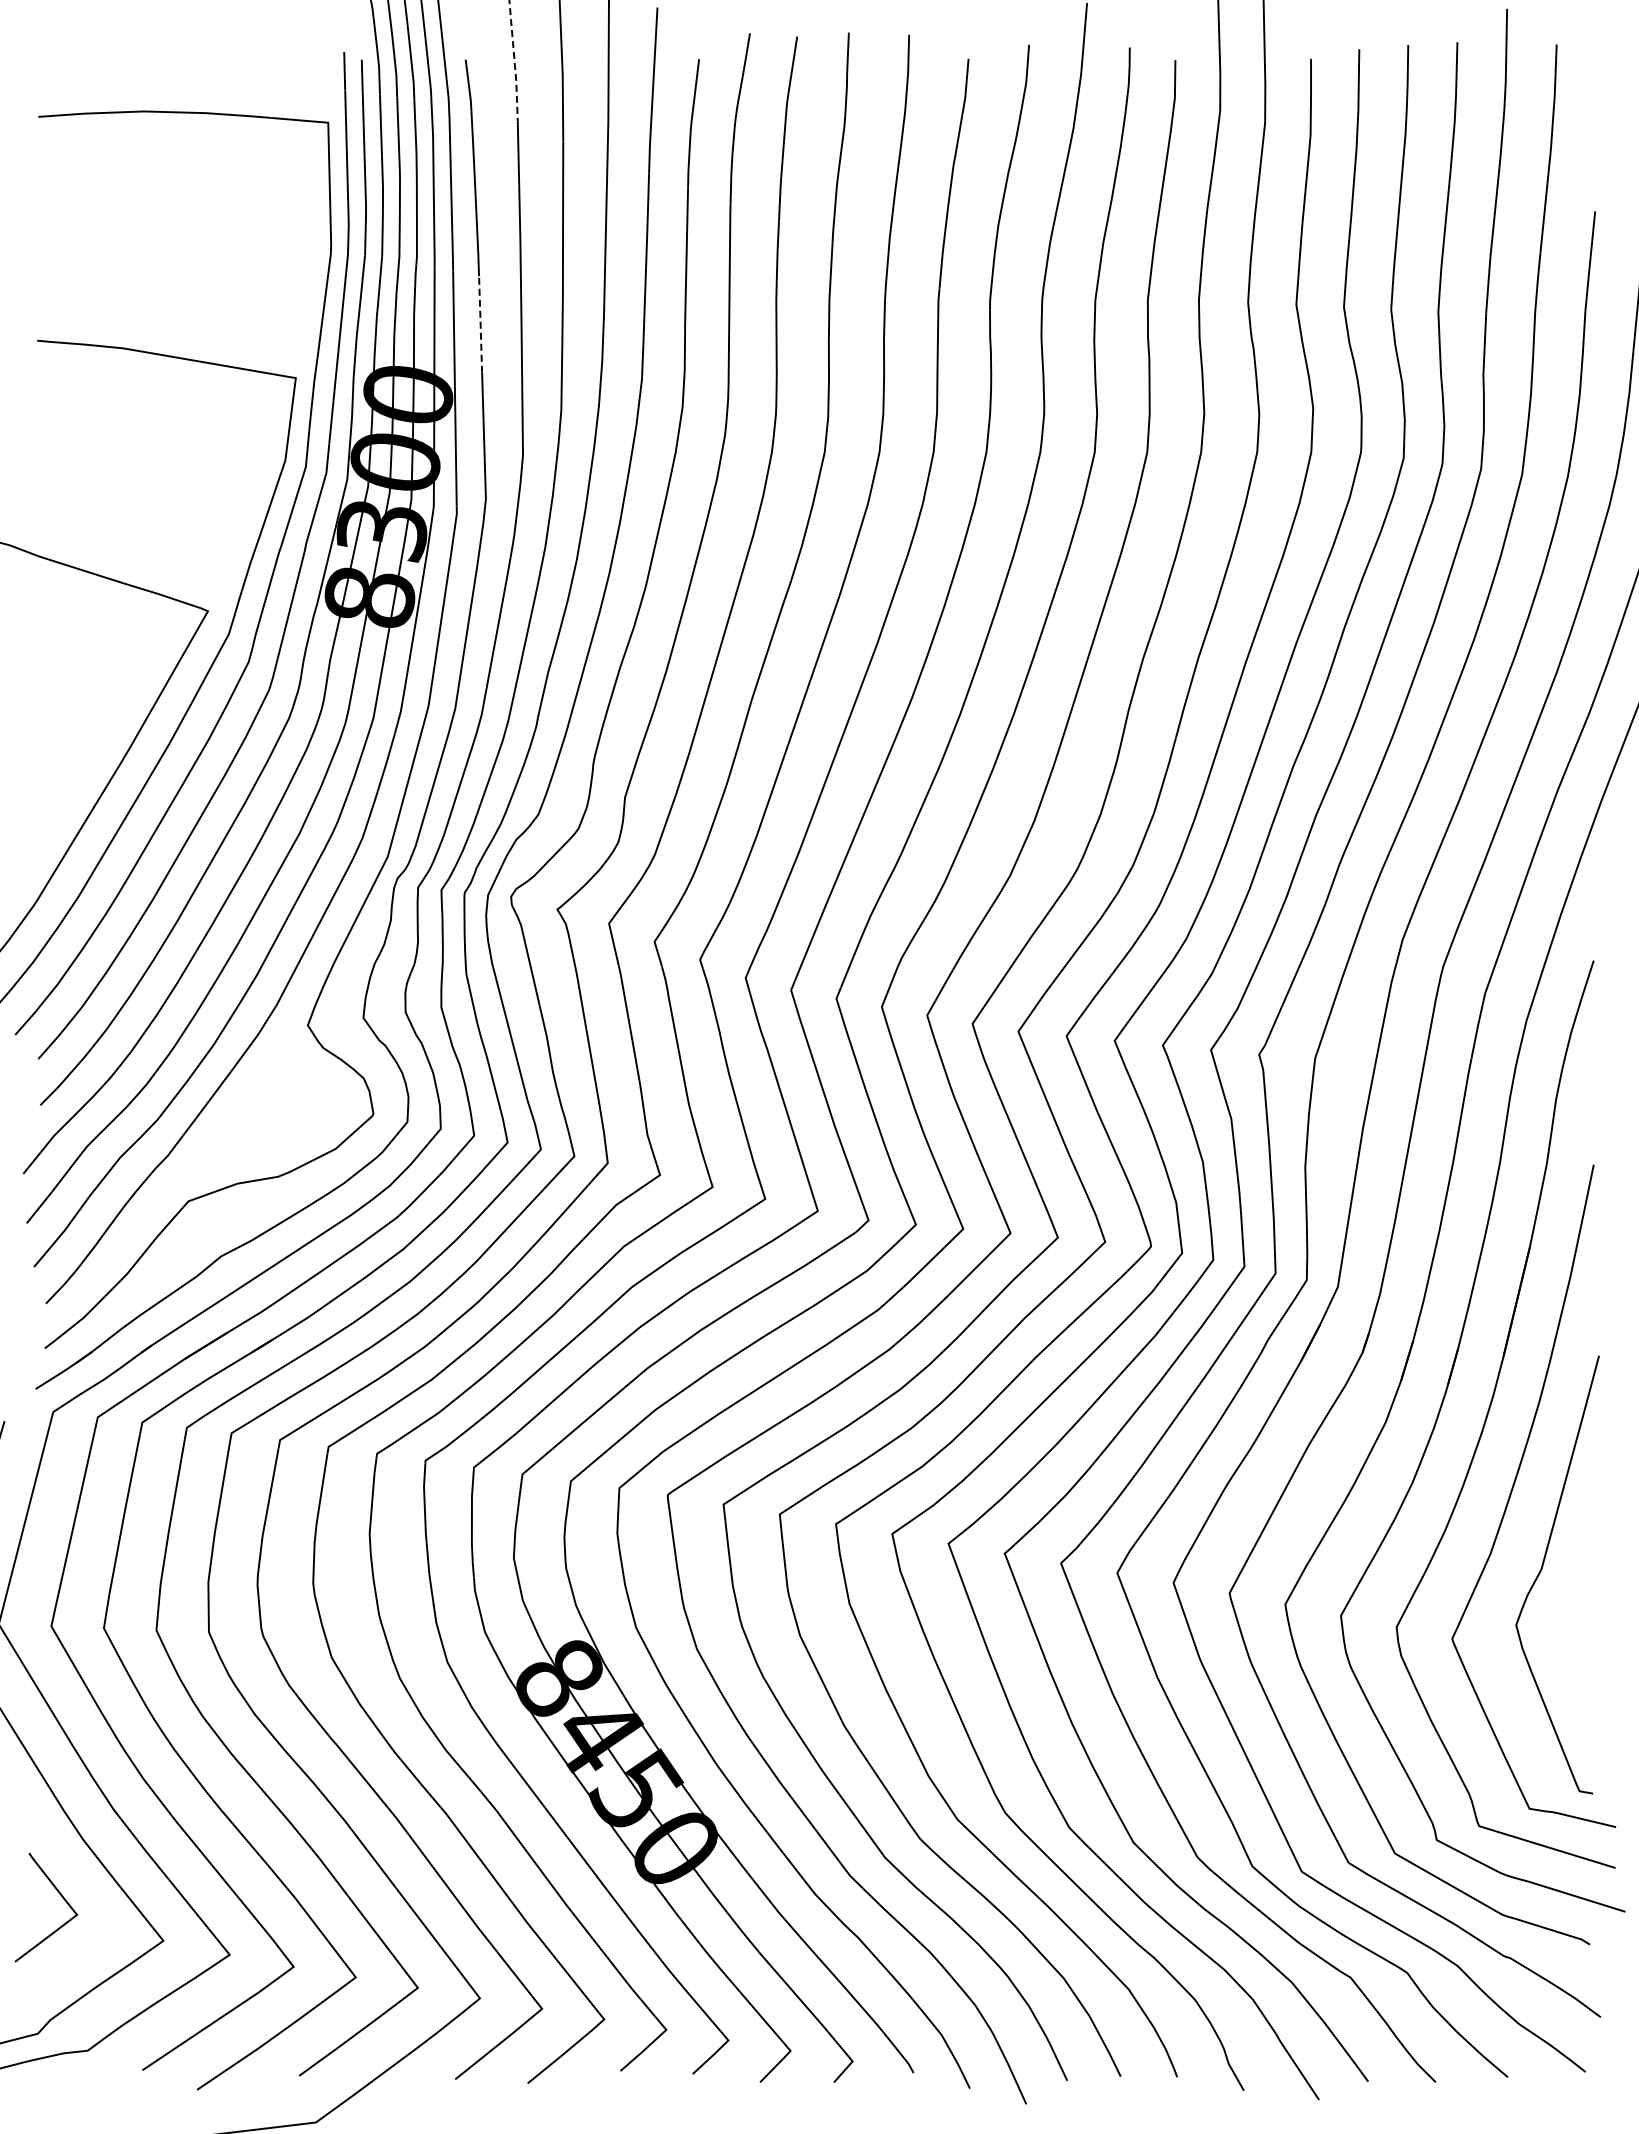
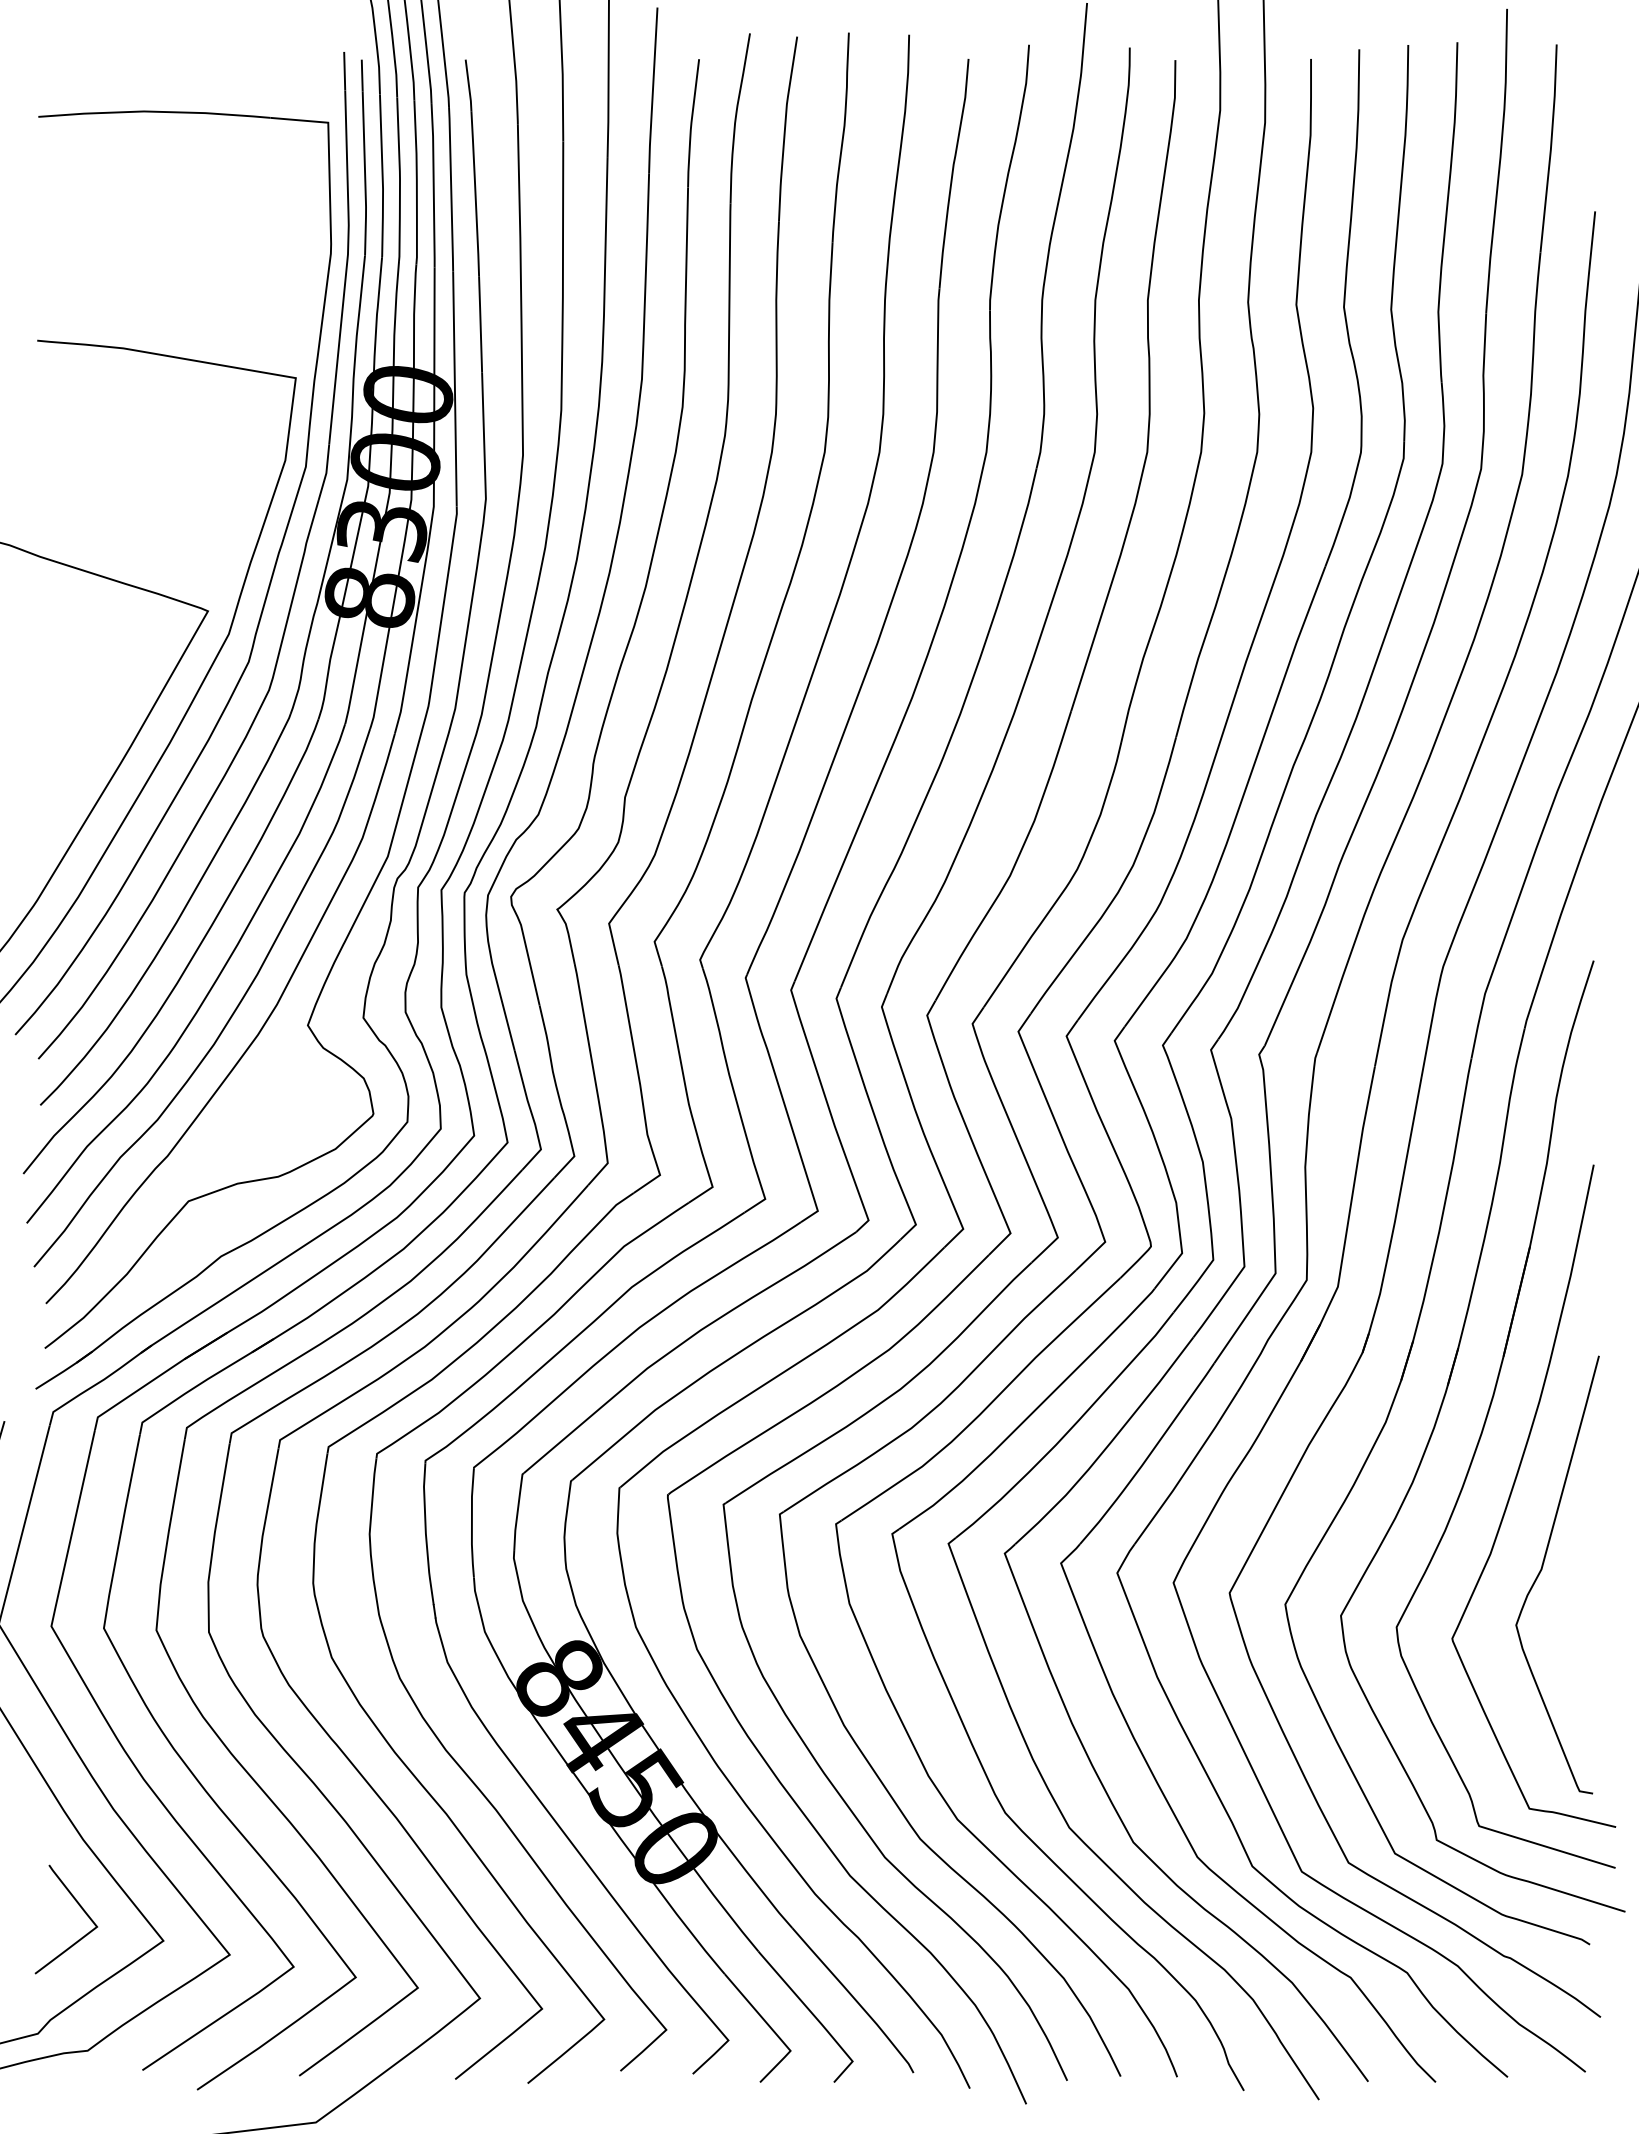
line: dashed -> solid (514, 63)
line: dashed -> solid (480, 324)
curve position: (62, 1898) -> (82, 1910) (82, 1910)
